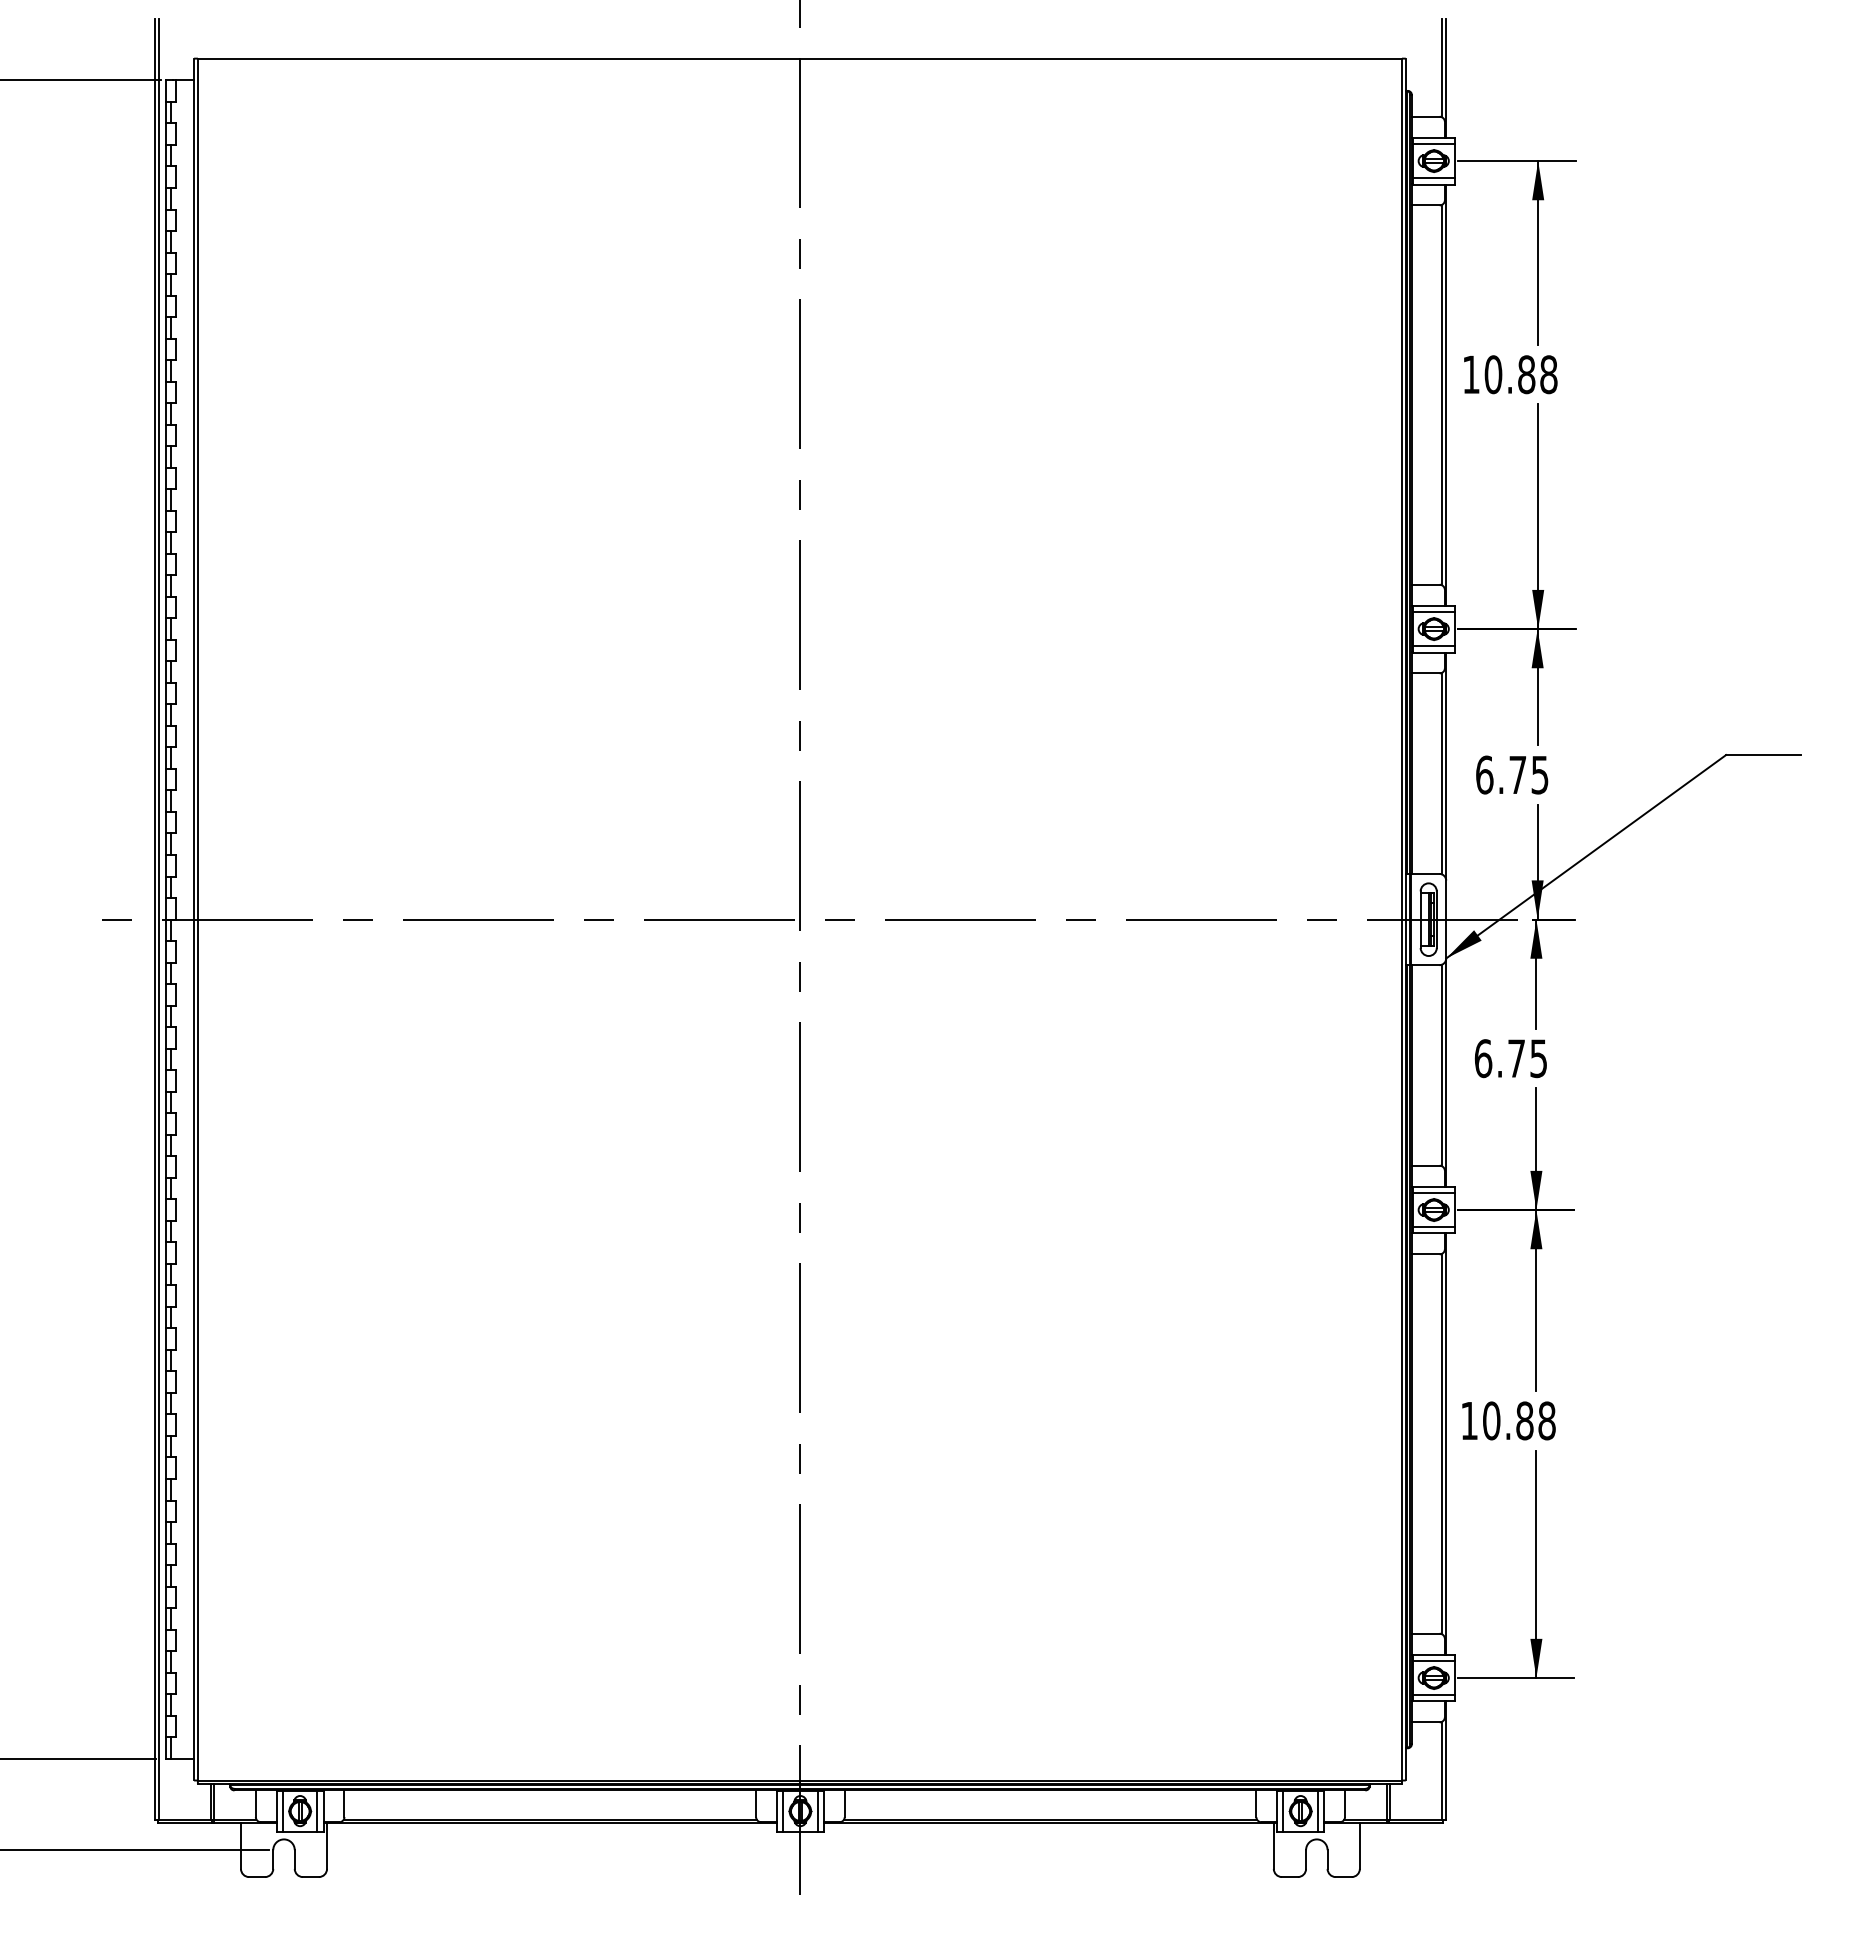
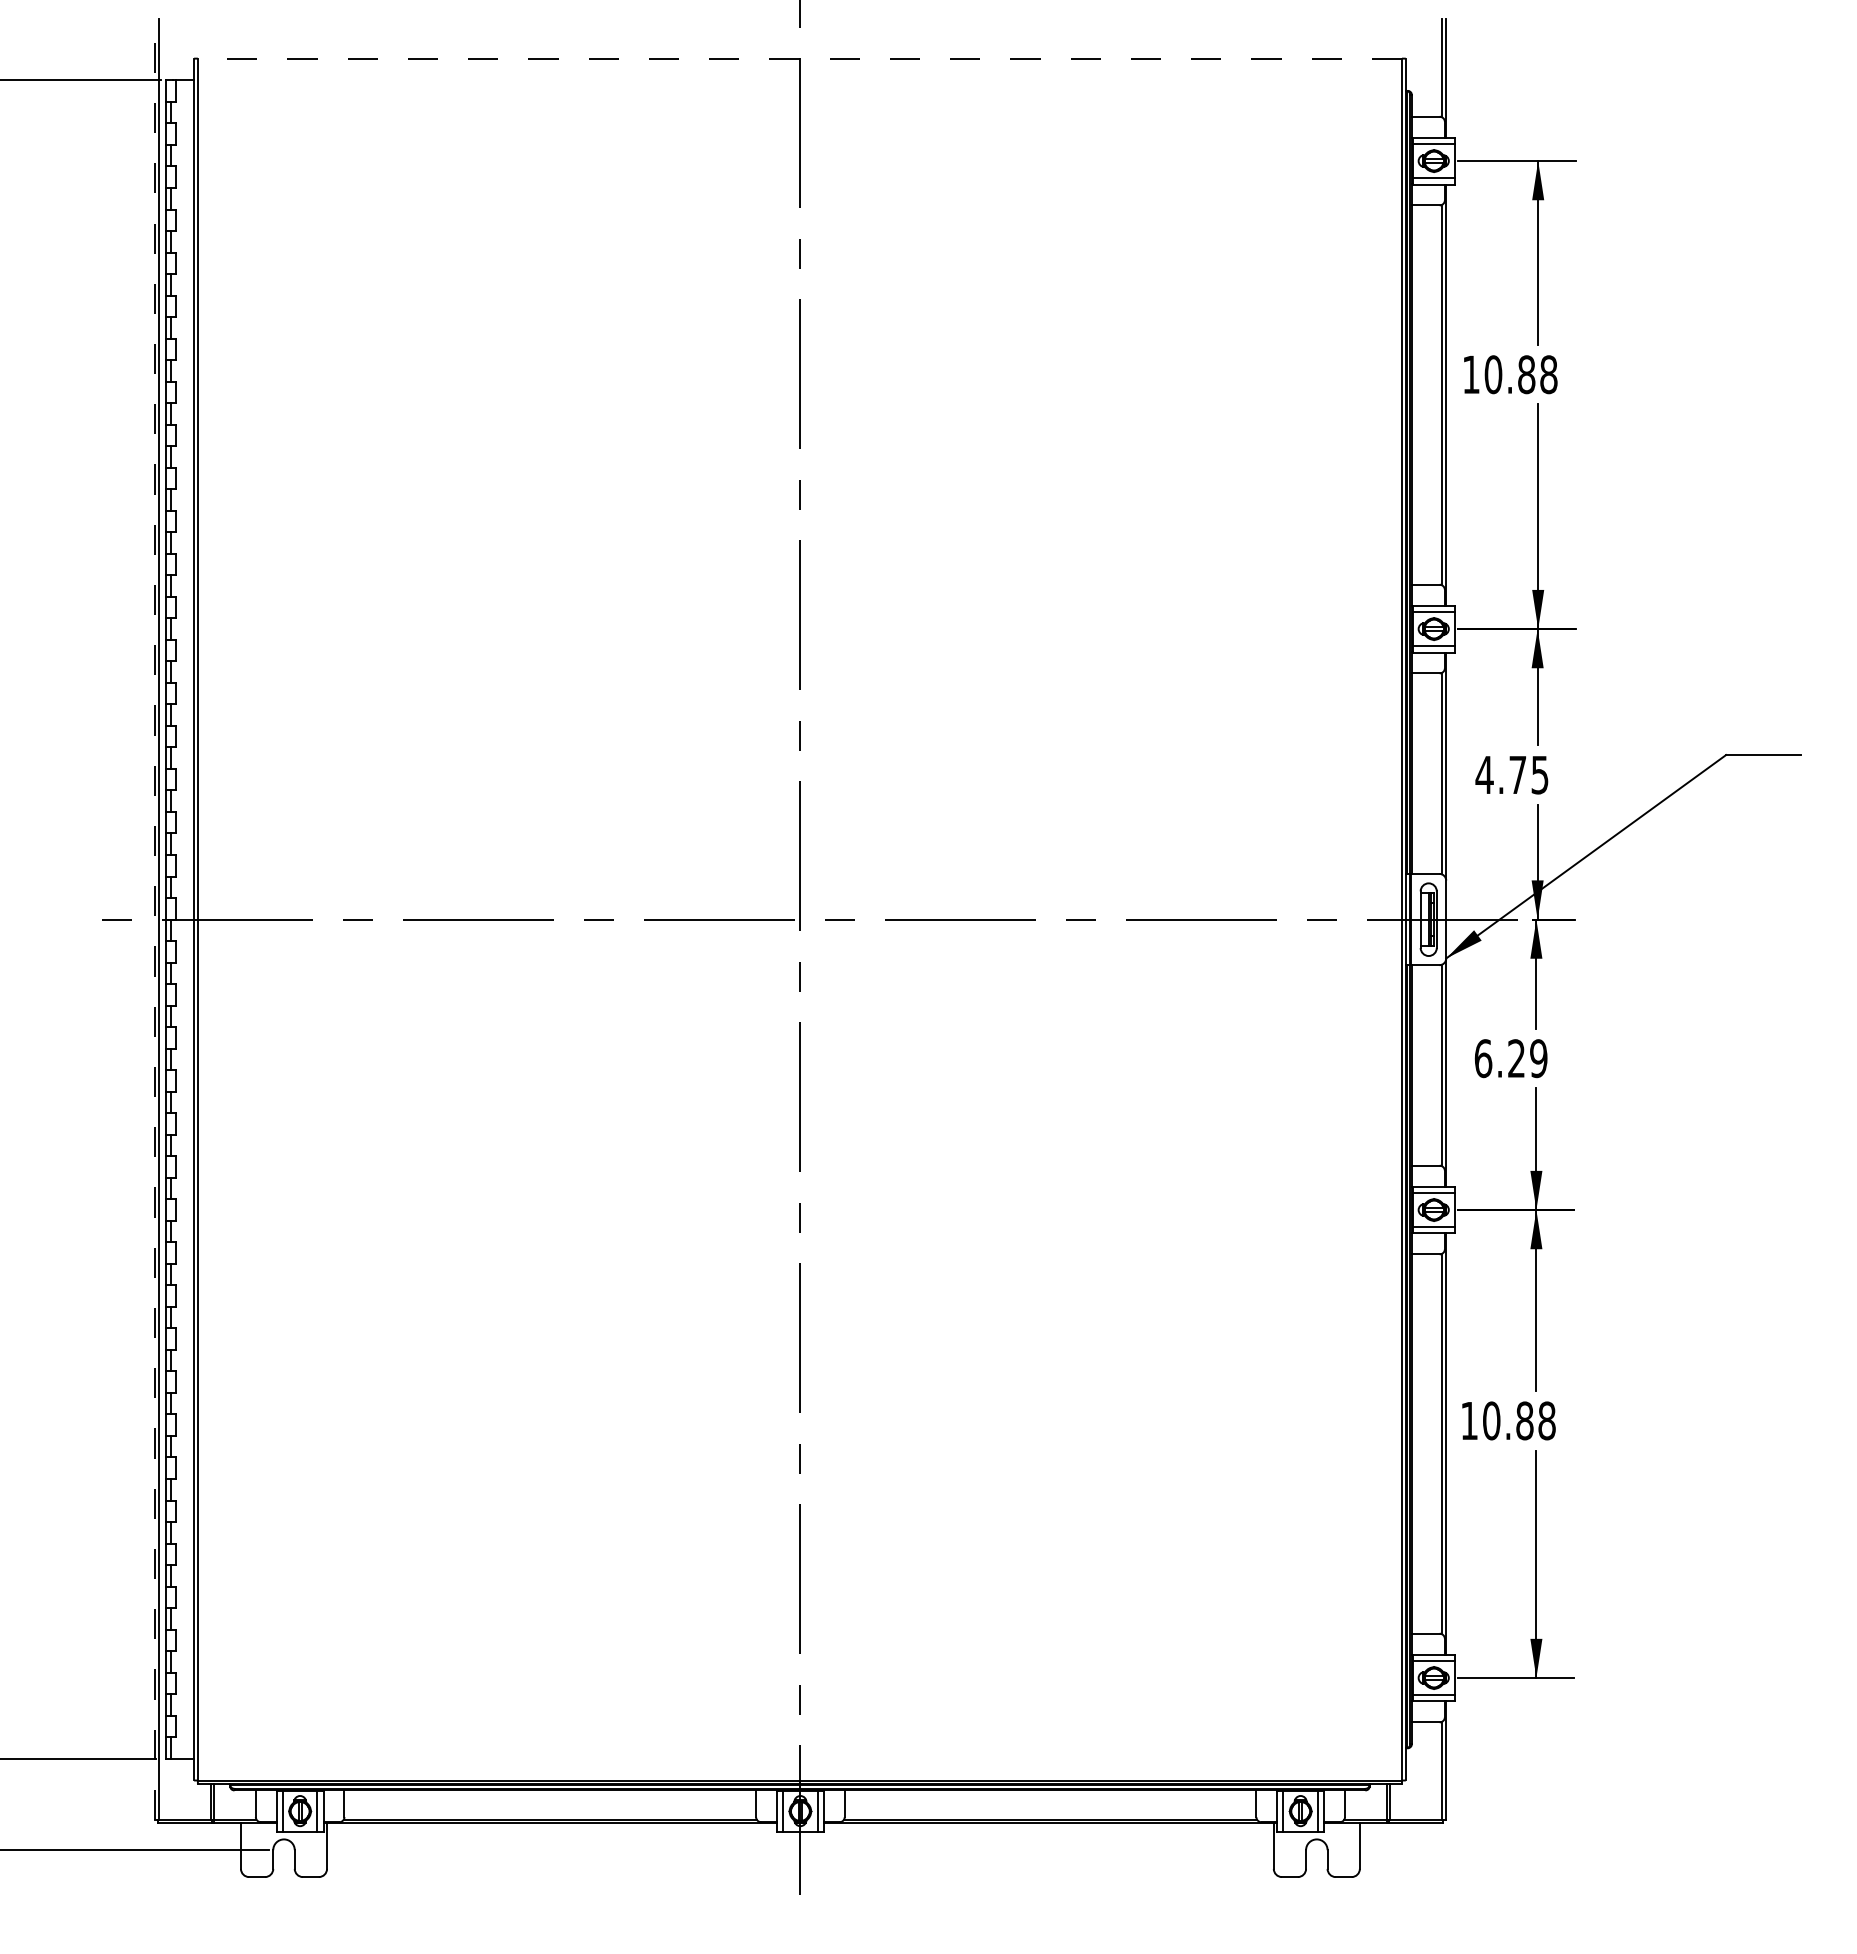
line: solid -> dashed (799, 58)
text: 6.75 -> 4.75 (1484, 774)
line: solid -> dashed (154, 919)
text: 6.75 -> 6.29 (1527, 1058)
